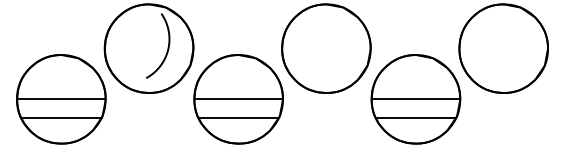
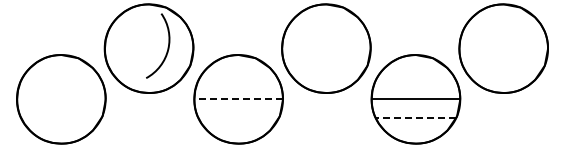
line: present -> none (61, 98)
line: solid -> dashed (238, 98)
line: present -> none (61, 117)
line: present -> none (238, 117)
line: solid -> dashed (415, 117)
